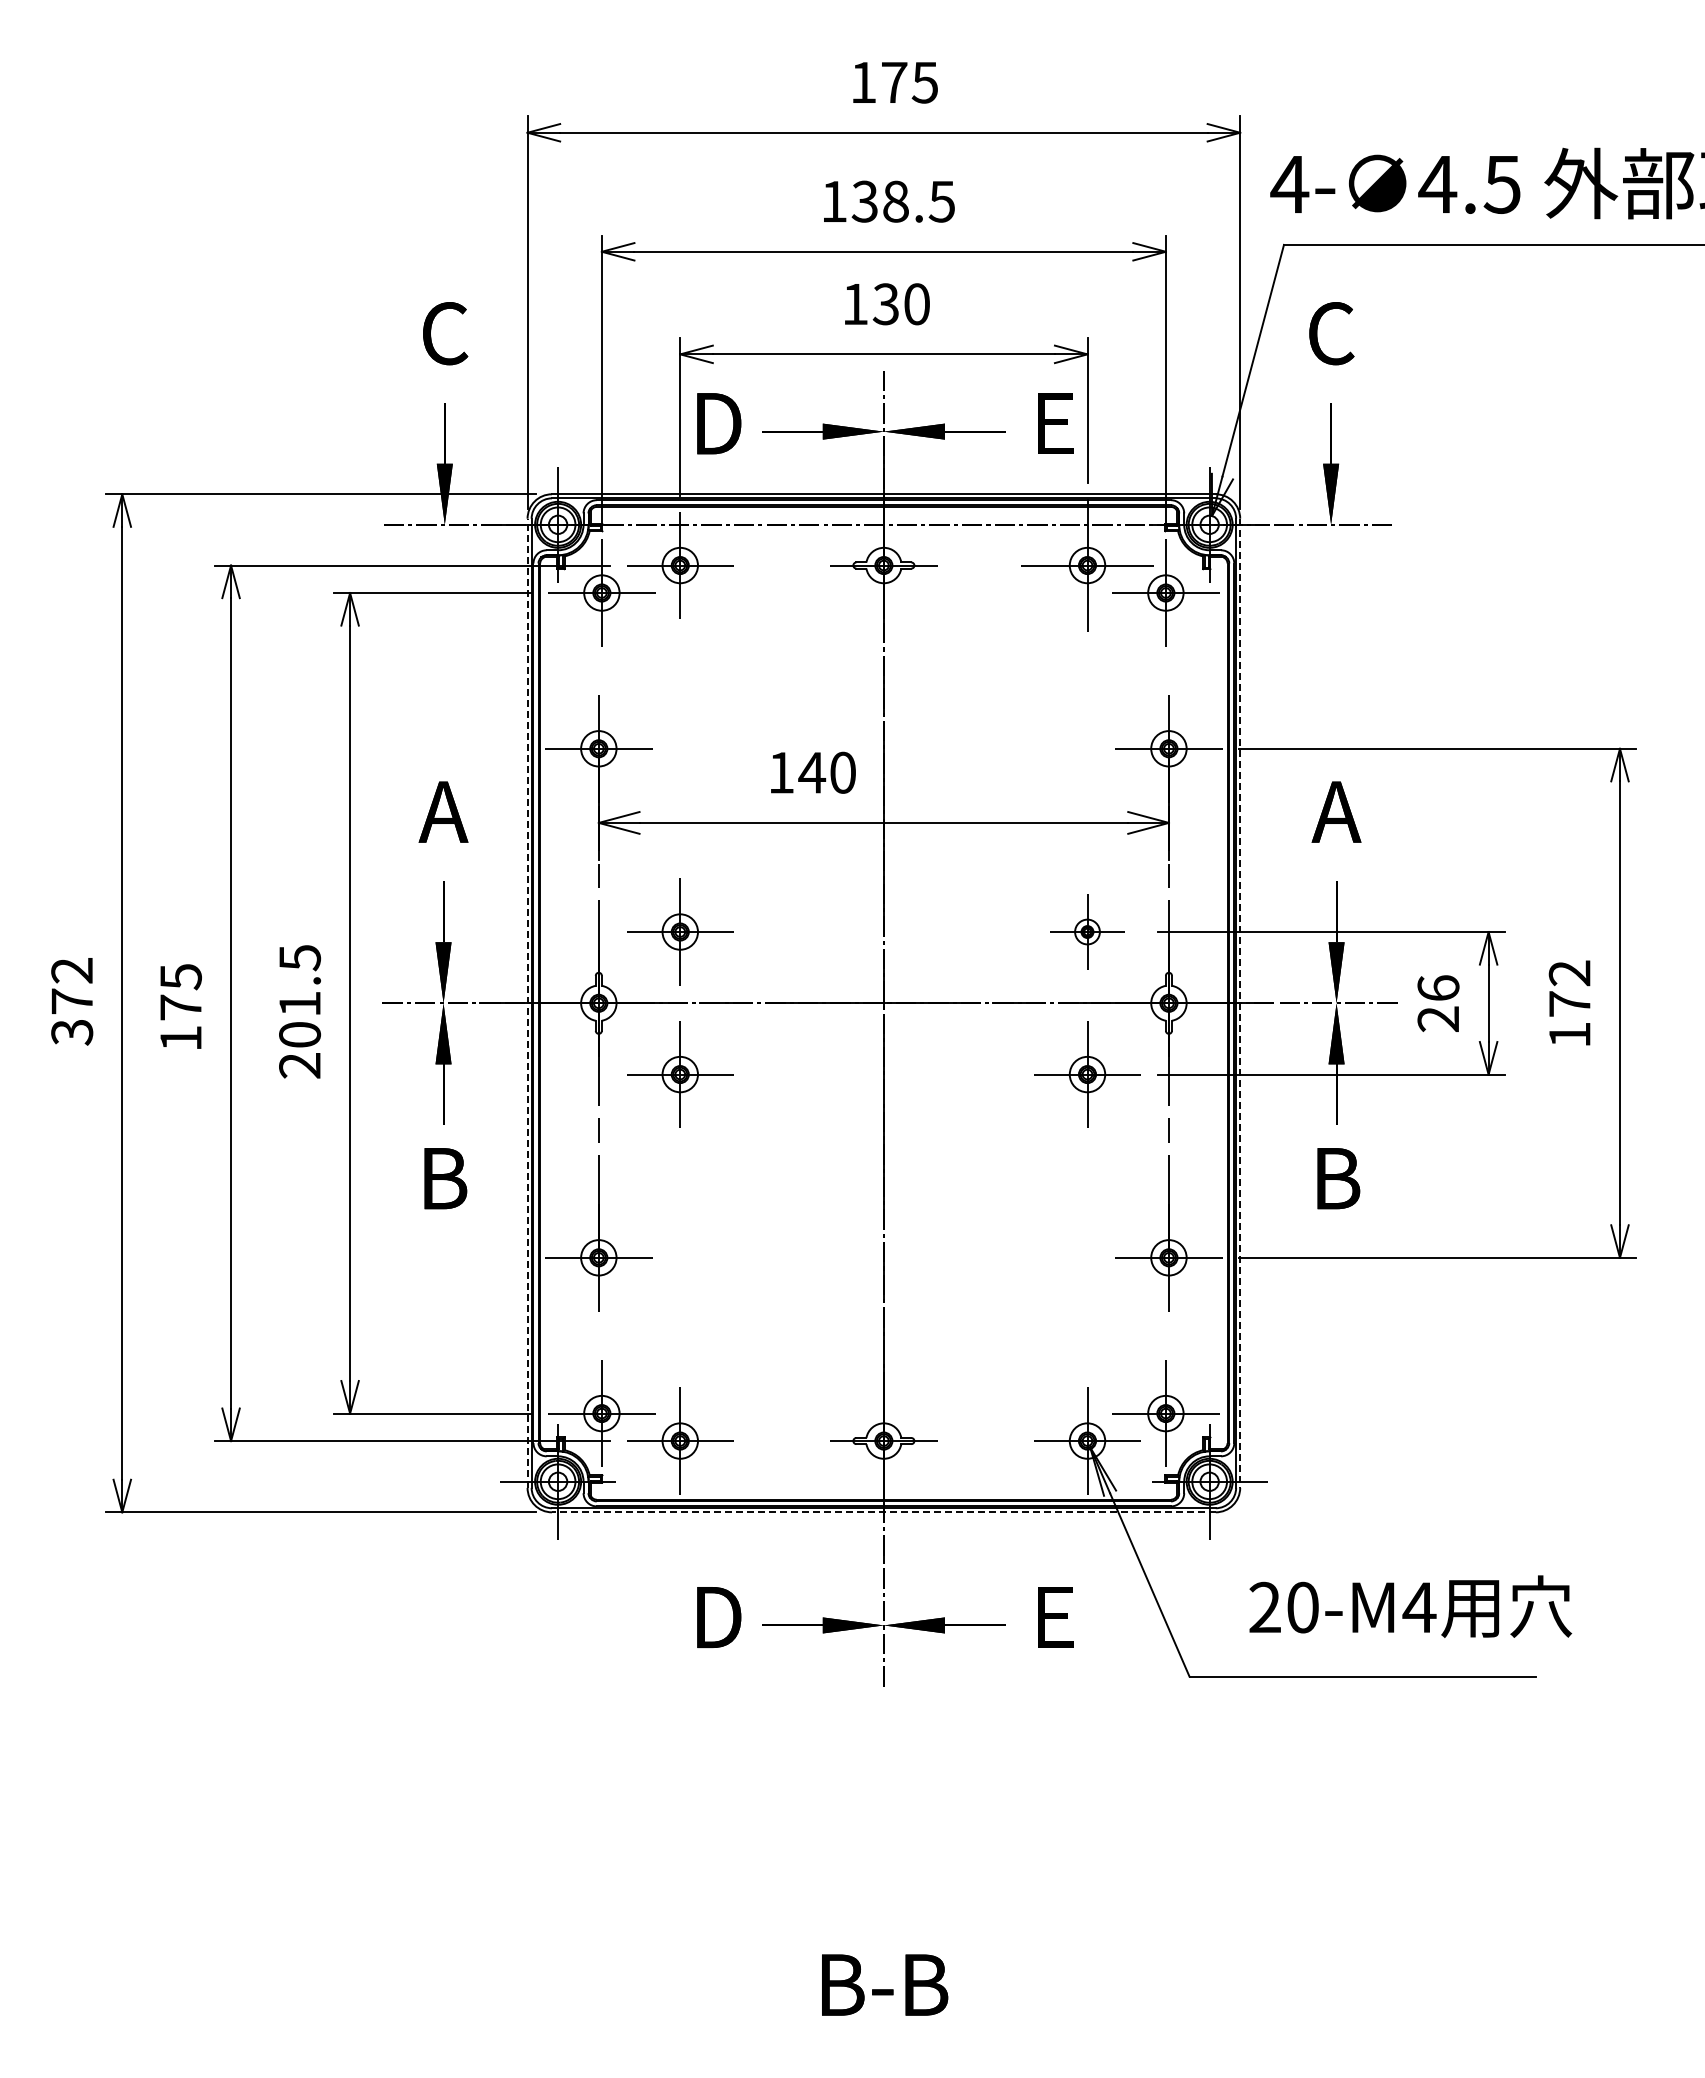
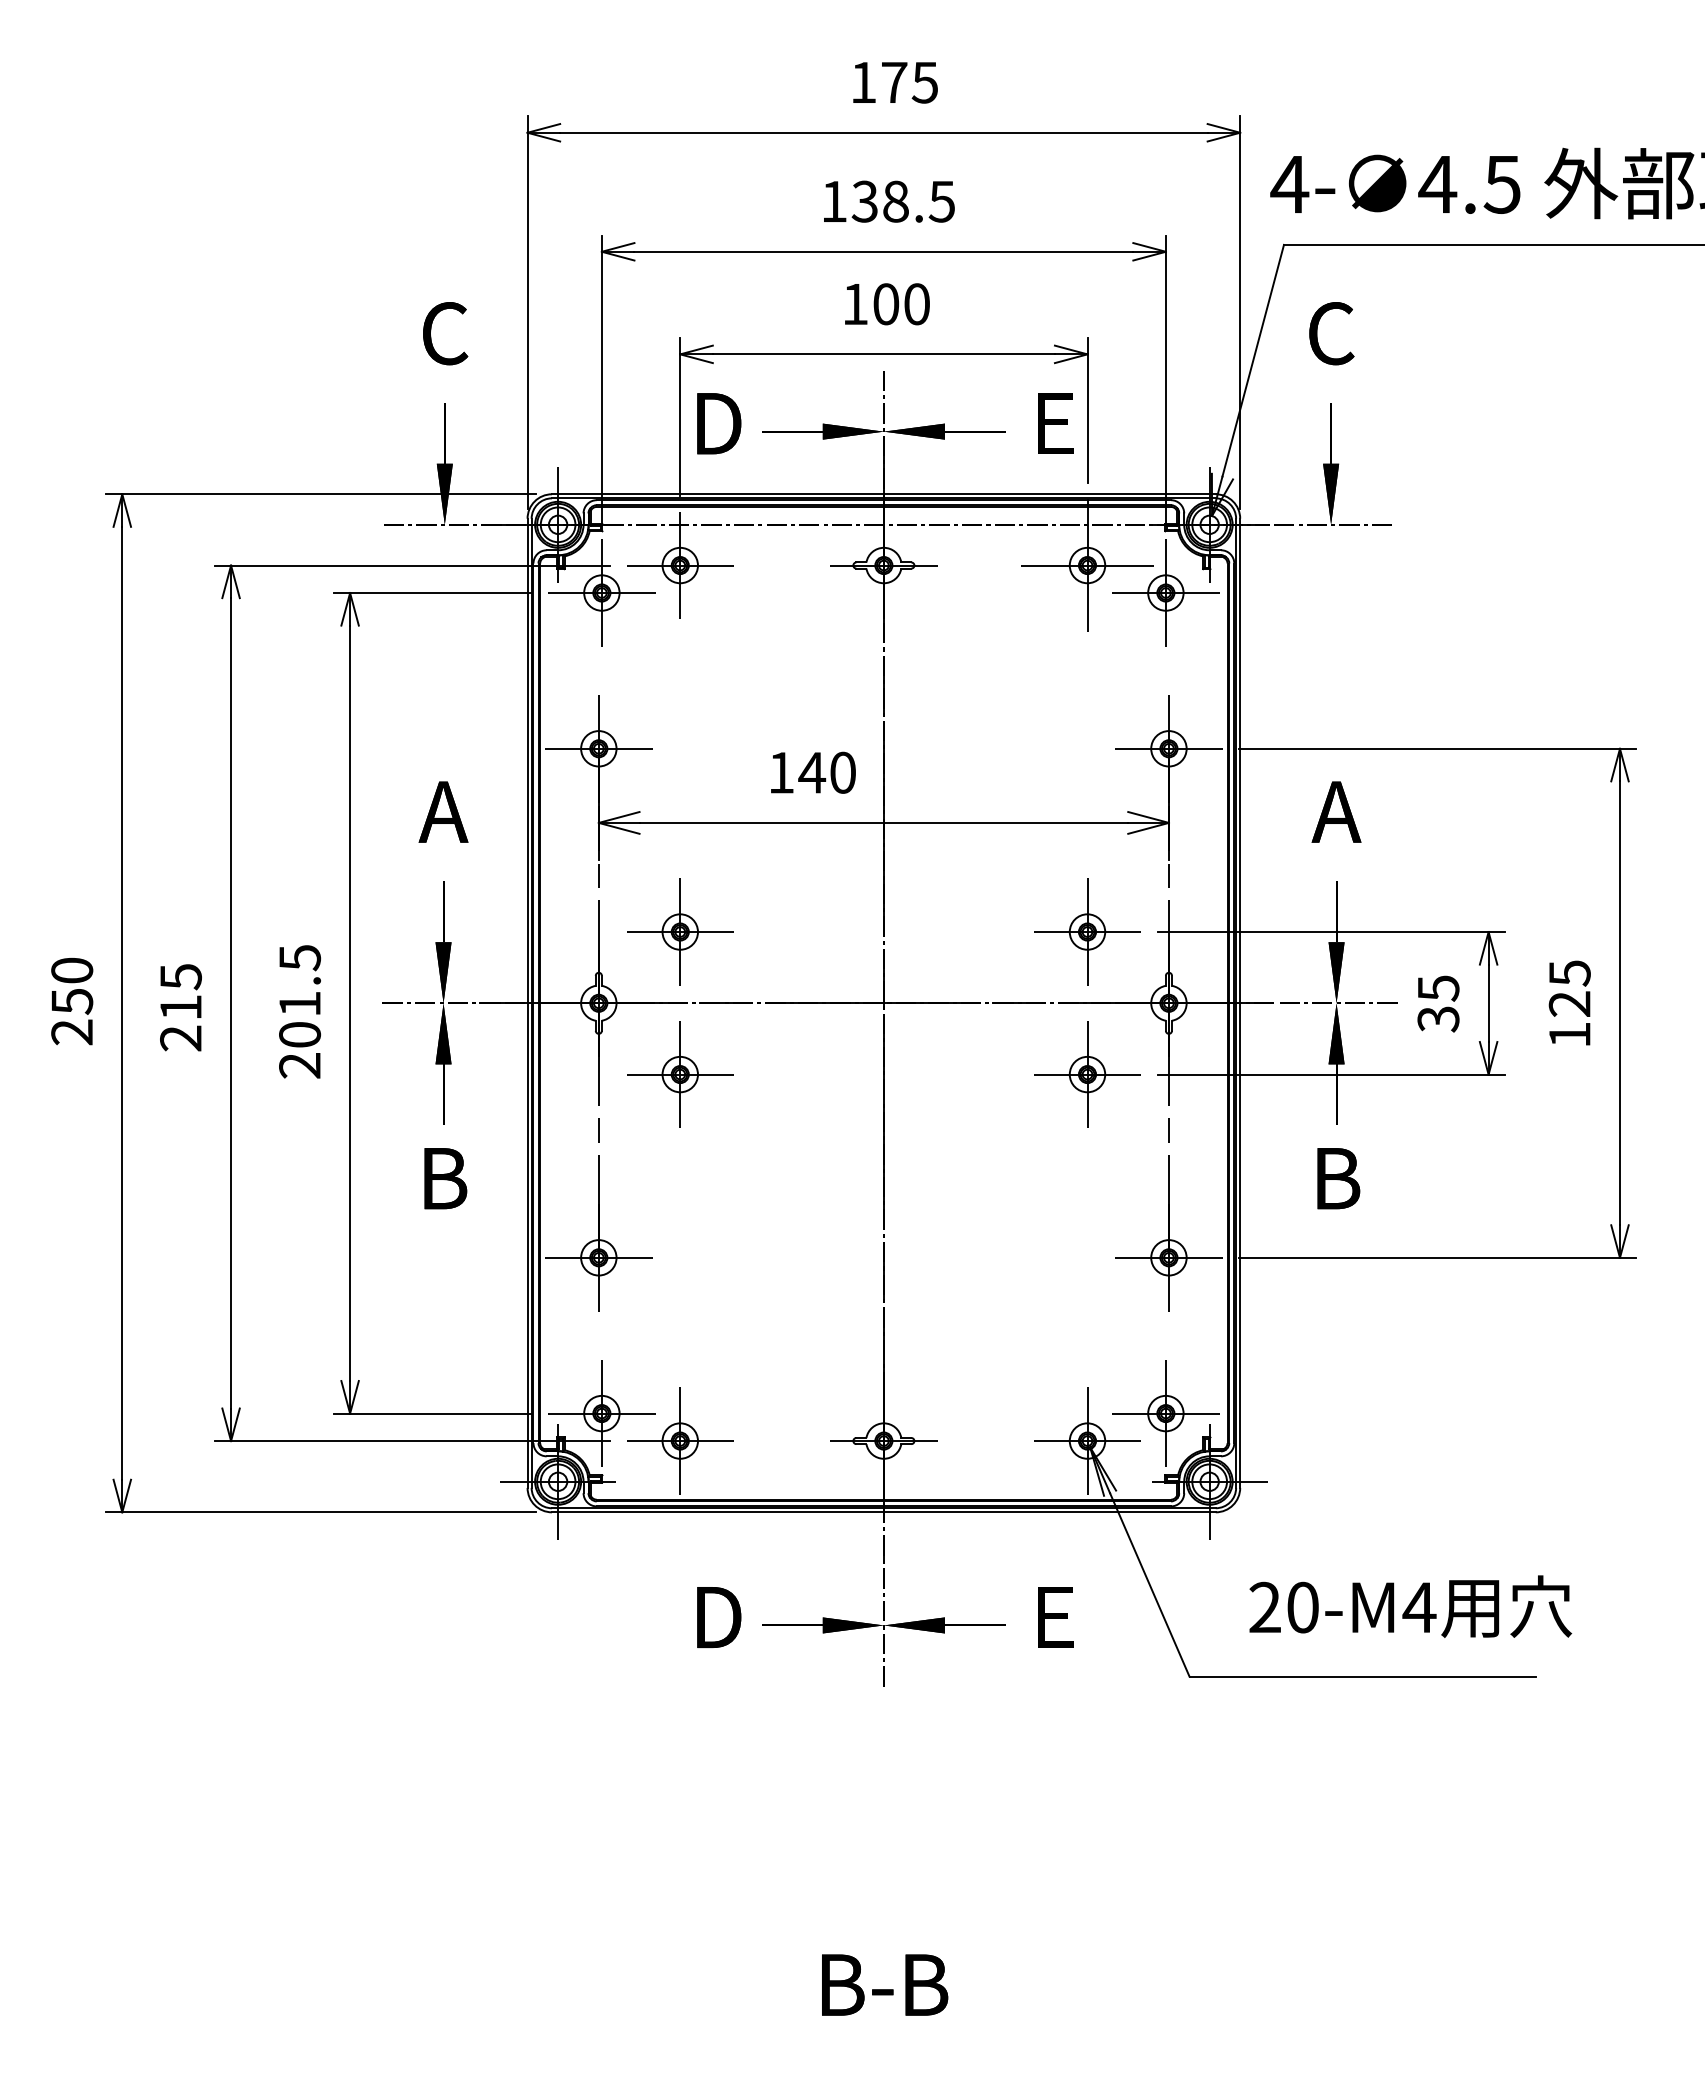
text: 130 -> 100 (885, 304)
part size: 75x76 px -> 107x108 px (1087, 931)
text: 172 -> 125 (1569, 988)
text: 372 -> 250 (72, 1001)
line: dashed -> solid (527, 1003)
line: dashed -> solid (1240, 1003)
text: 26 -> 35 (1438, 1003)
text: 175 -> 215 (180, 1022)
line: dashed -> solid (883, 1512)
